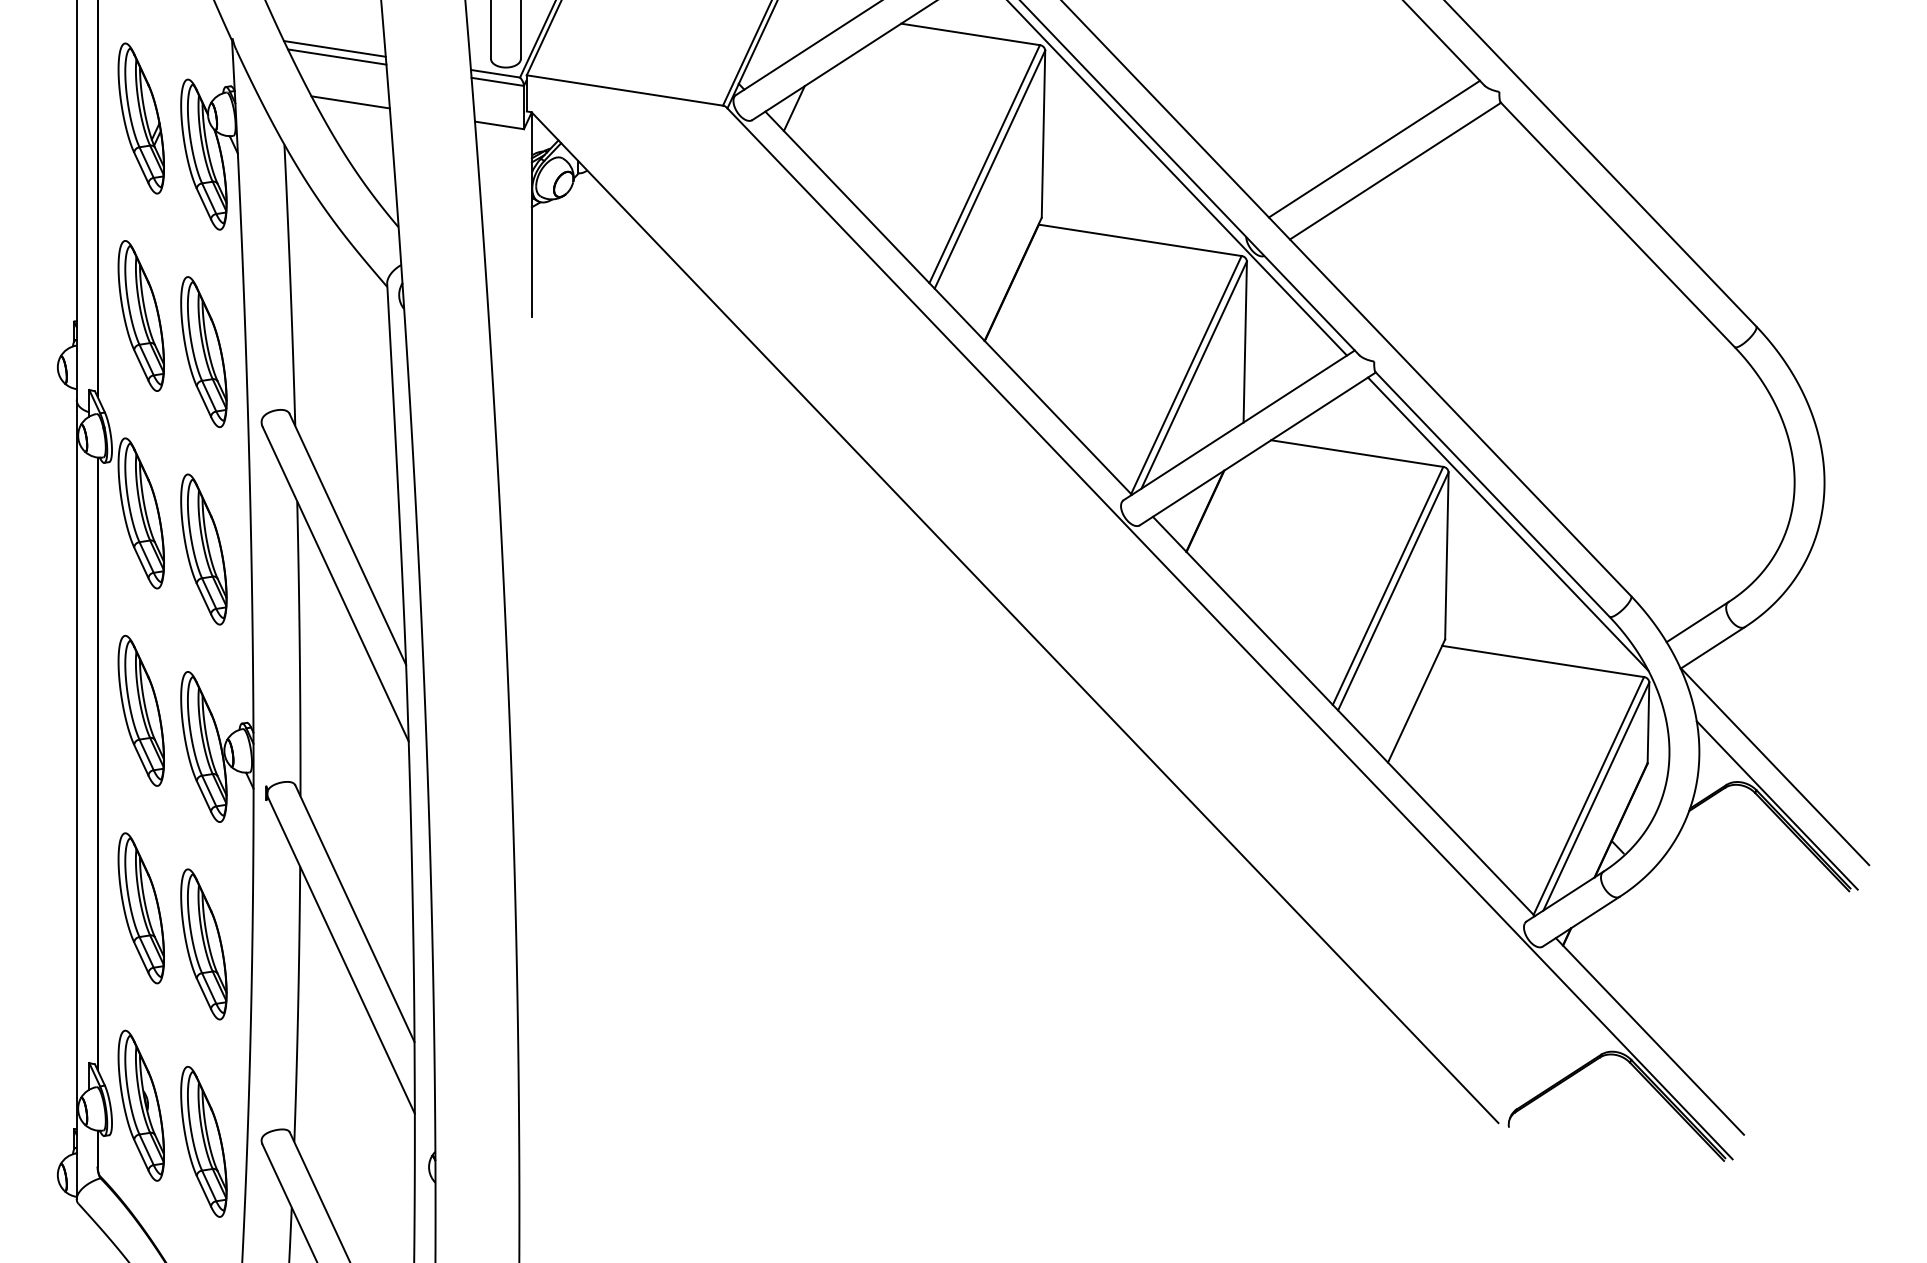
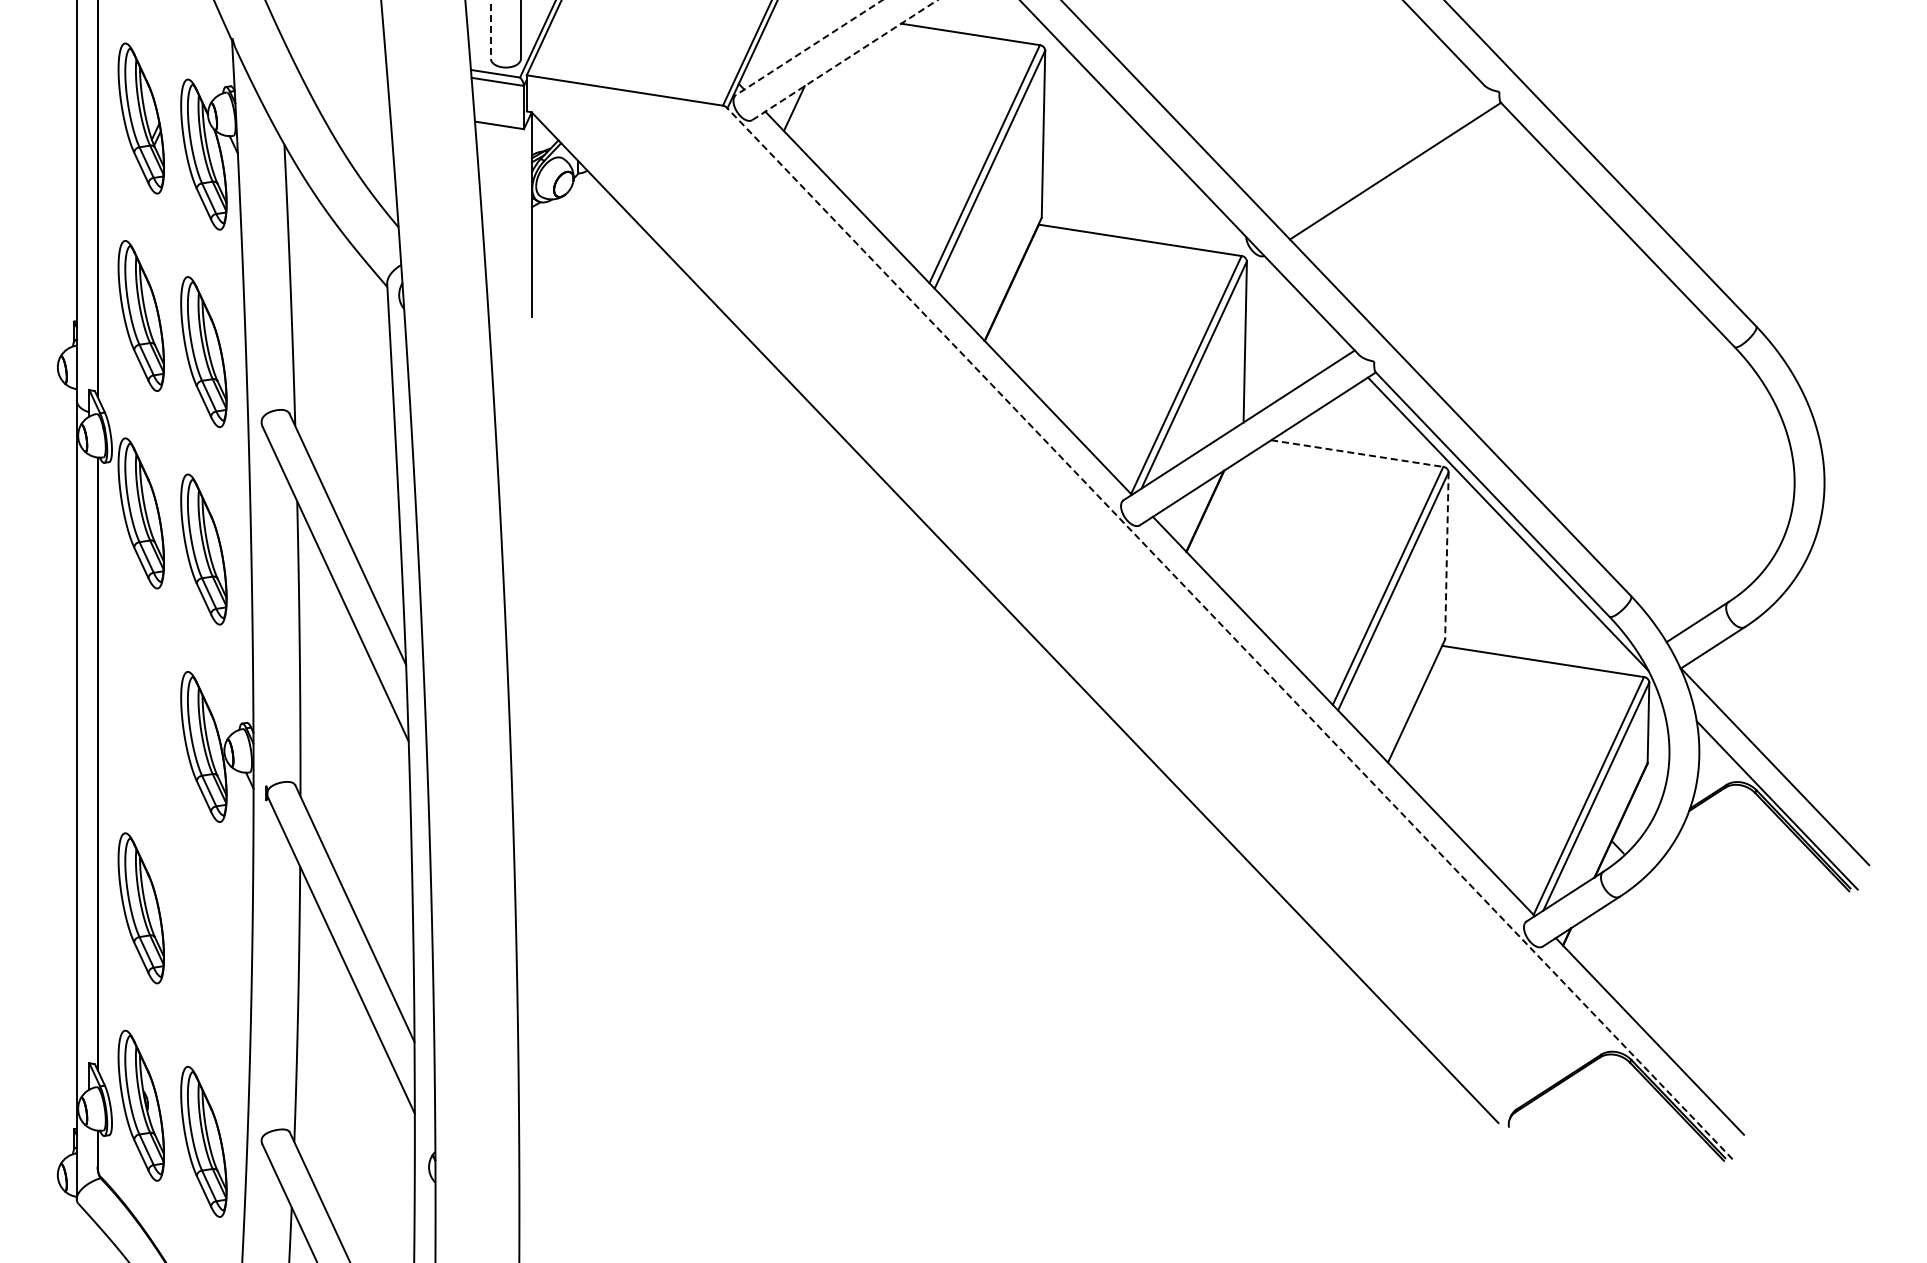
line: solid -> dashed (491, 29)
line: solid -> dashed (808, 47)
line: present -> none (334, 48)
line: present -> none (336, 56)
line: solid -> dashed (845, 60)
line: present -> none (350, 102)
line: present -> none (1373, 148)
line: present -> none (1177, 178)
line: solid -> dashed (1357, 453)
line: solid -> dashed (1446, 555)
line: solid -> dashed (1229, 633)
part: present -> none (140, 710)
part: present -> none (203, 944)
